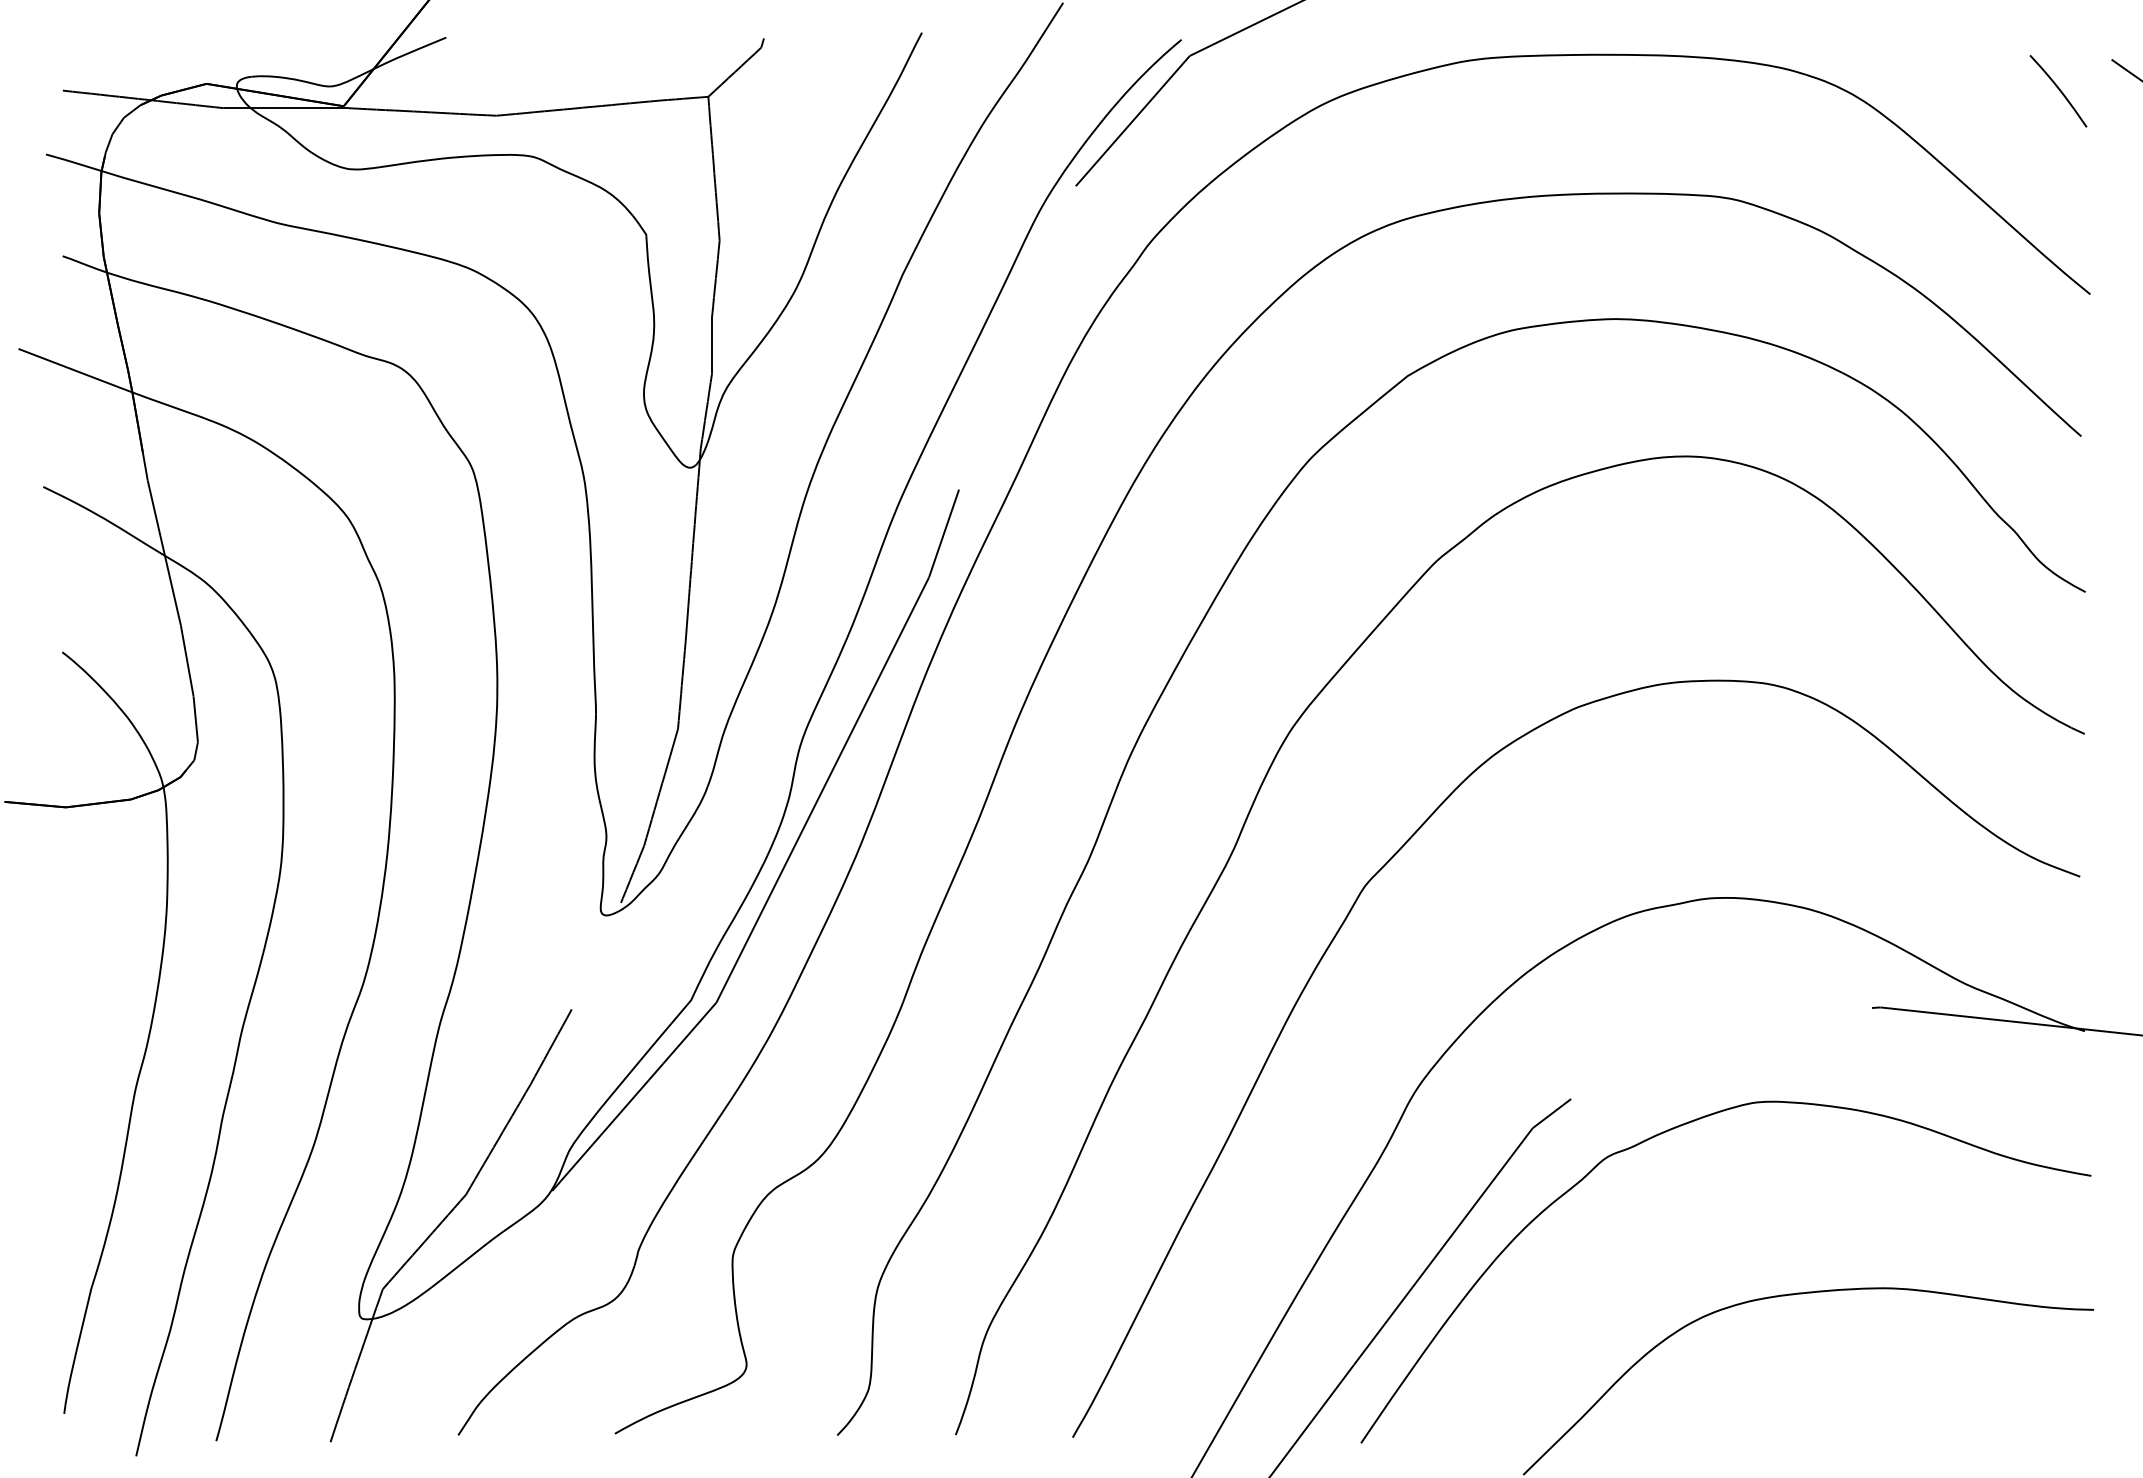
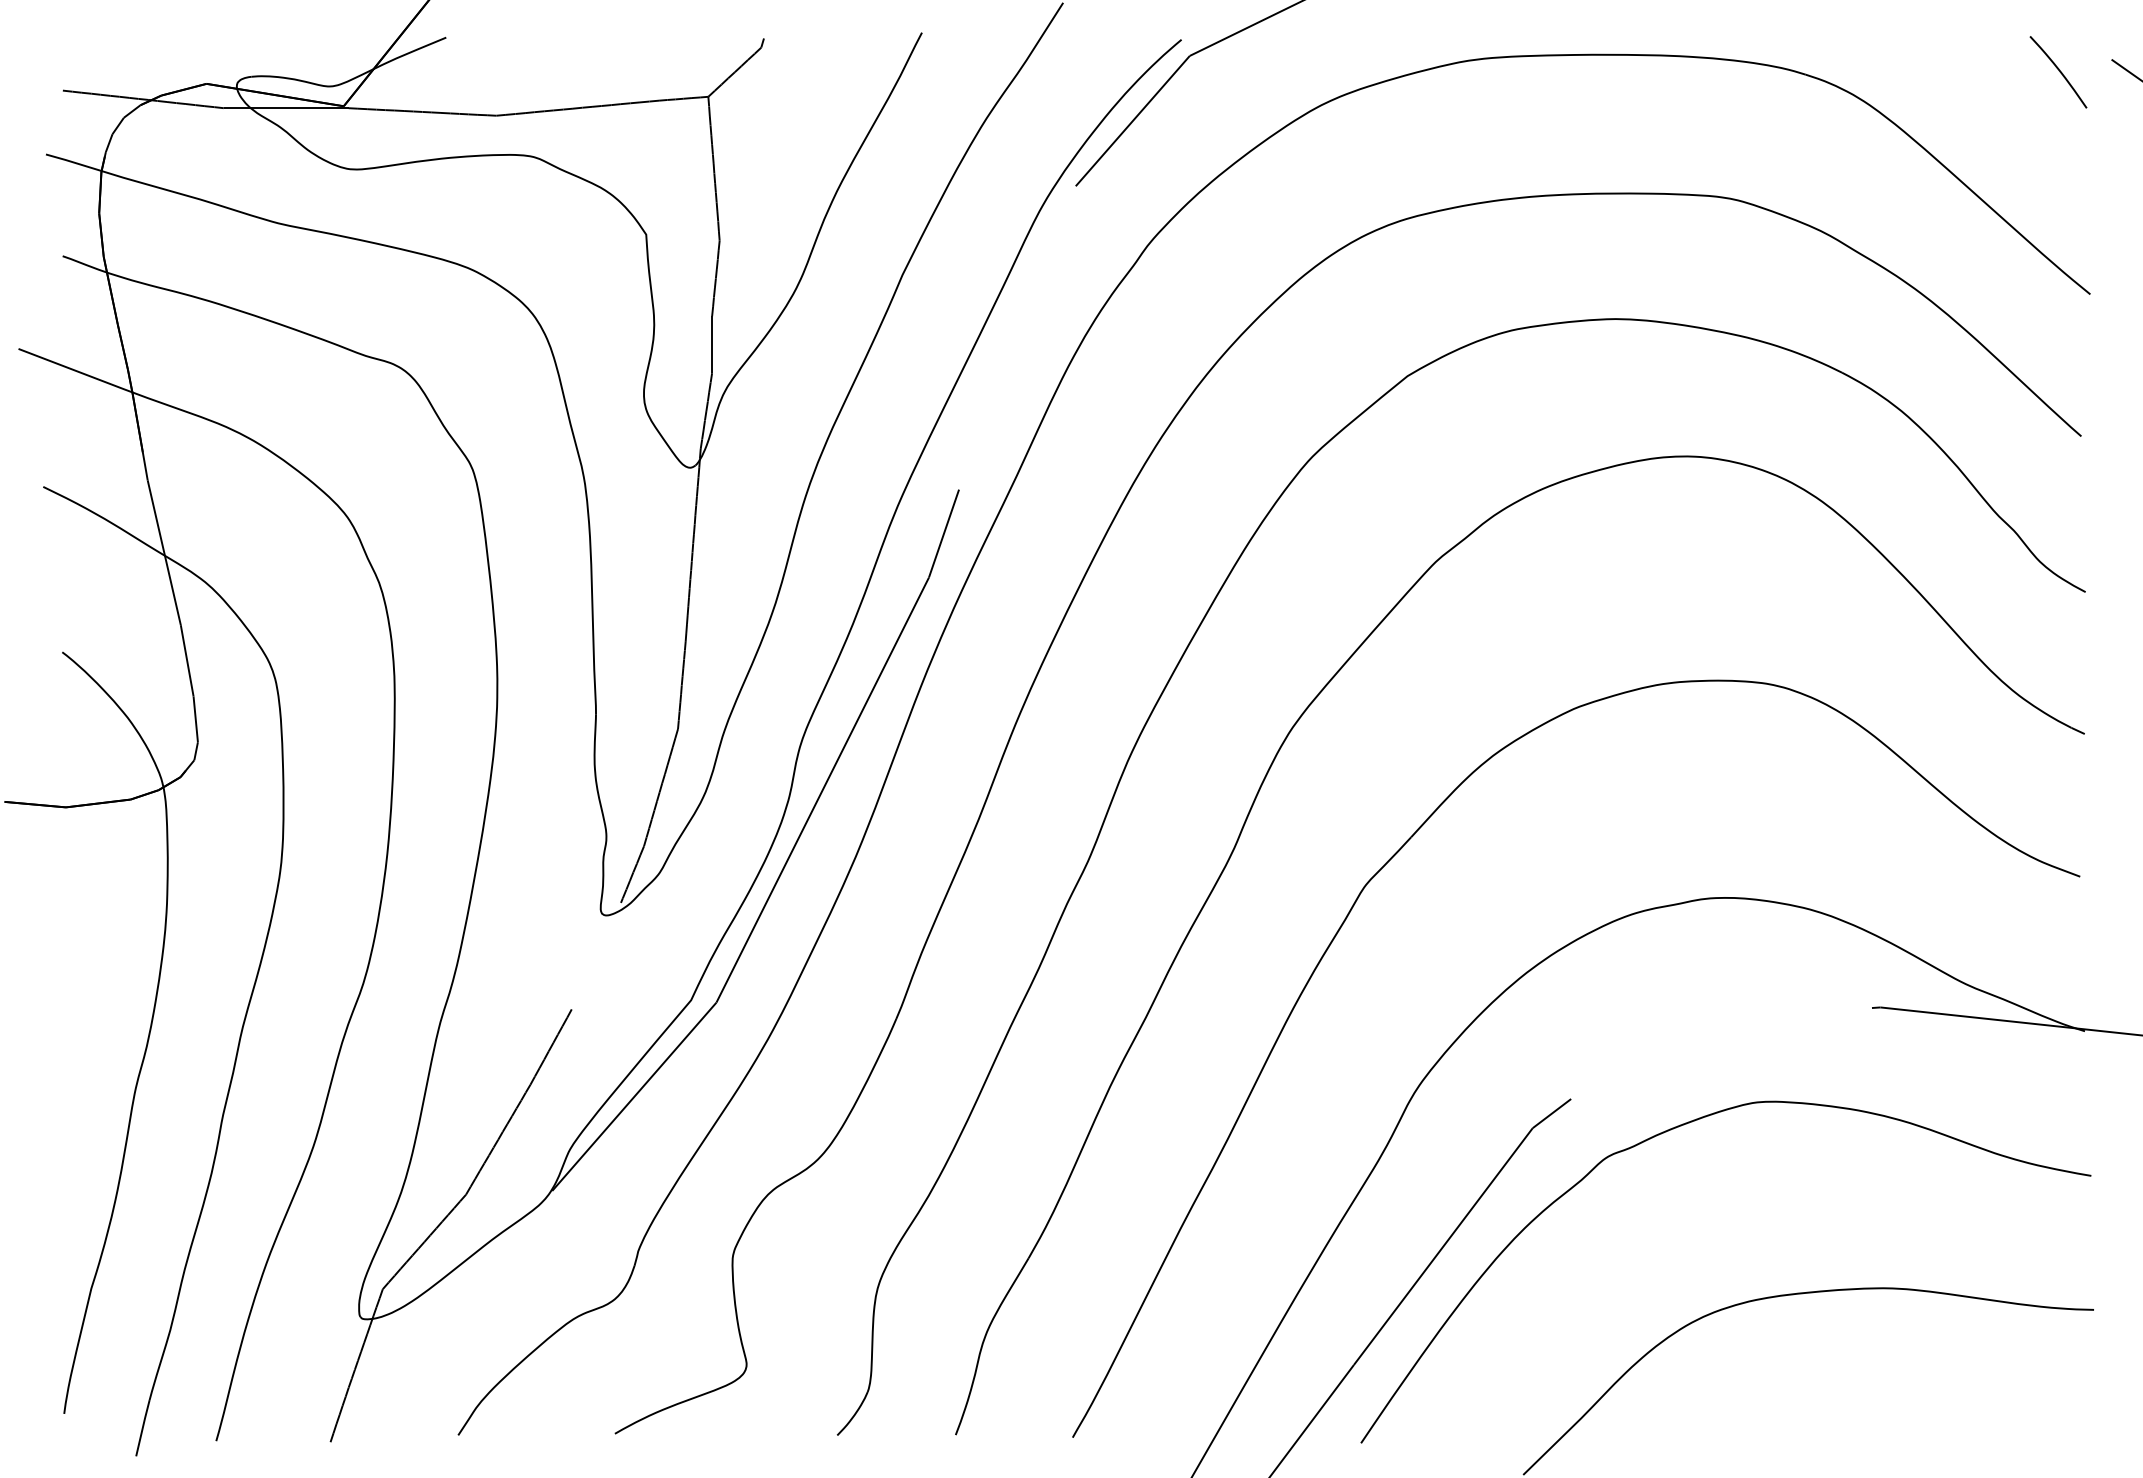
curve position: (2059, 91) -> (2059, 72) (2059, 72)
